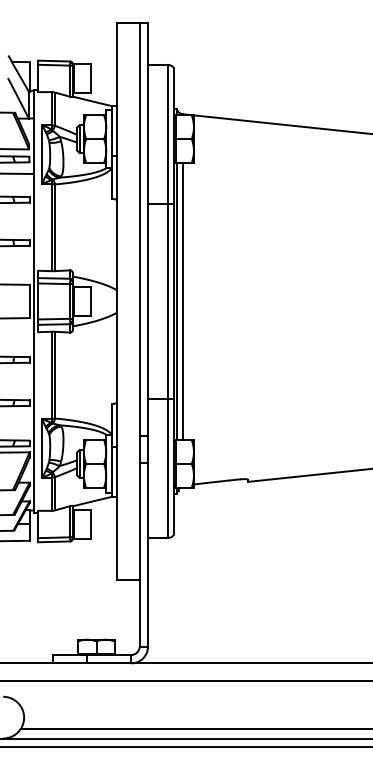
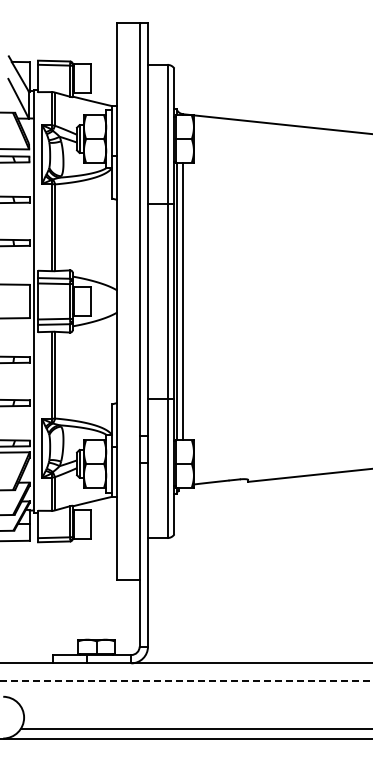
line: present -> none (17, 173)
line: solid -> dashed (186, 680)
line: present -> none (185, 746)
